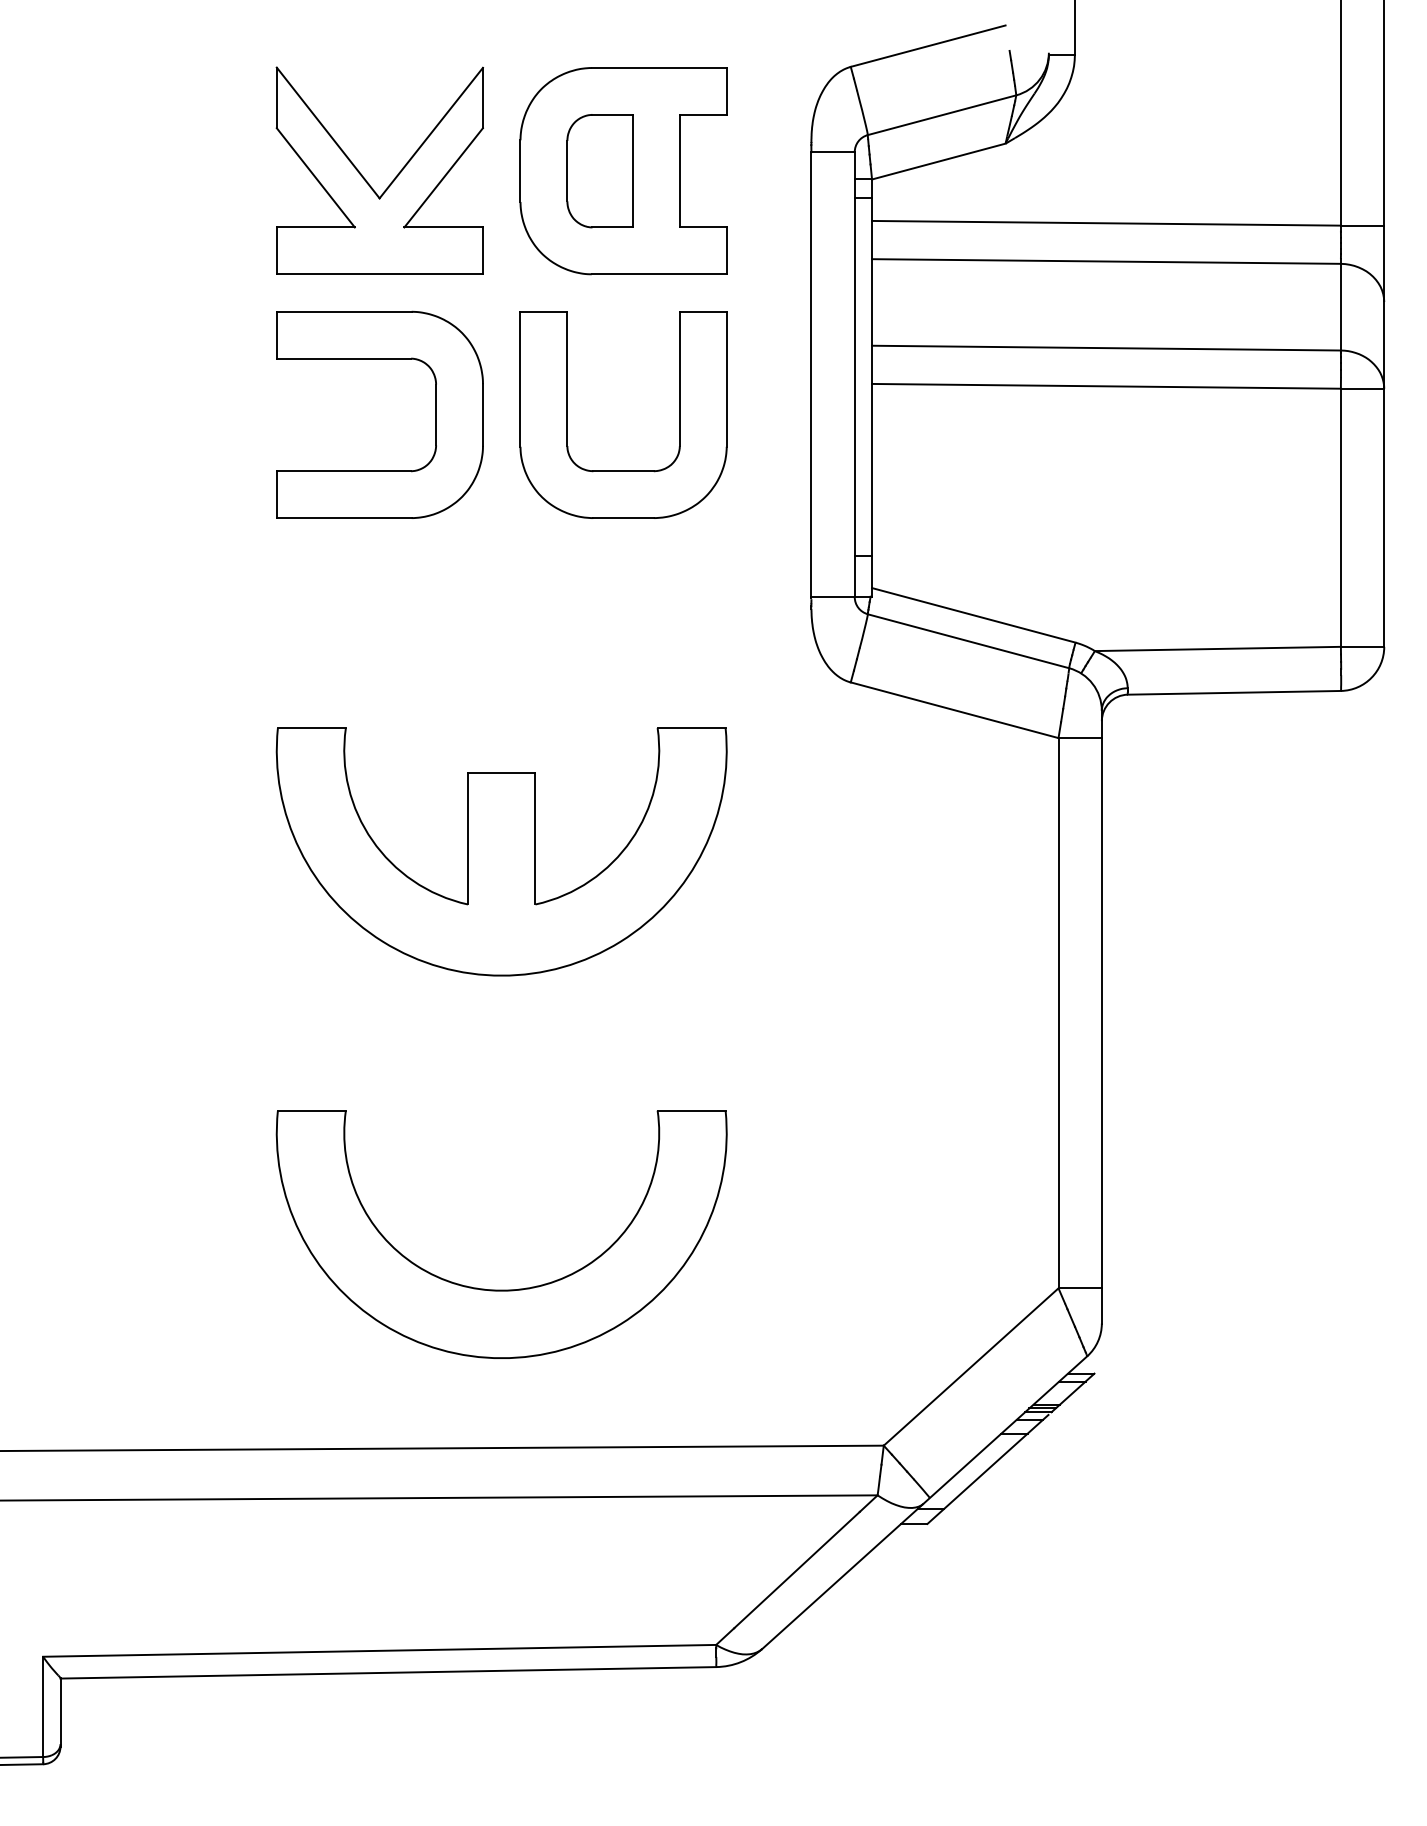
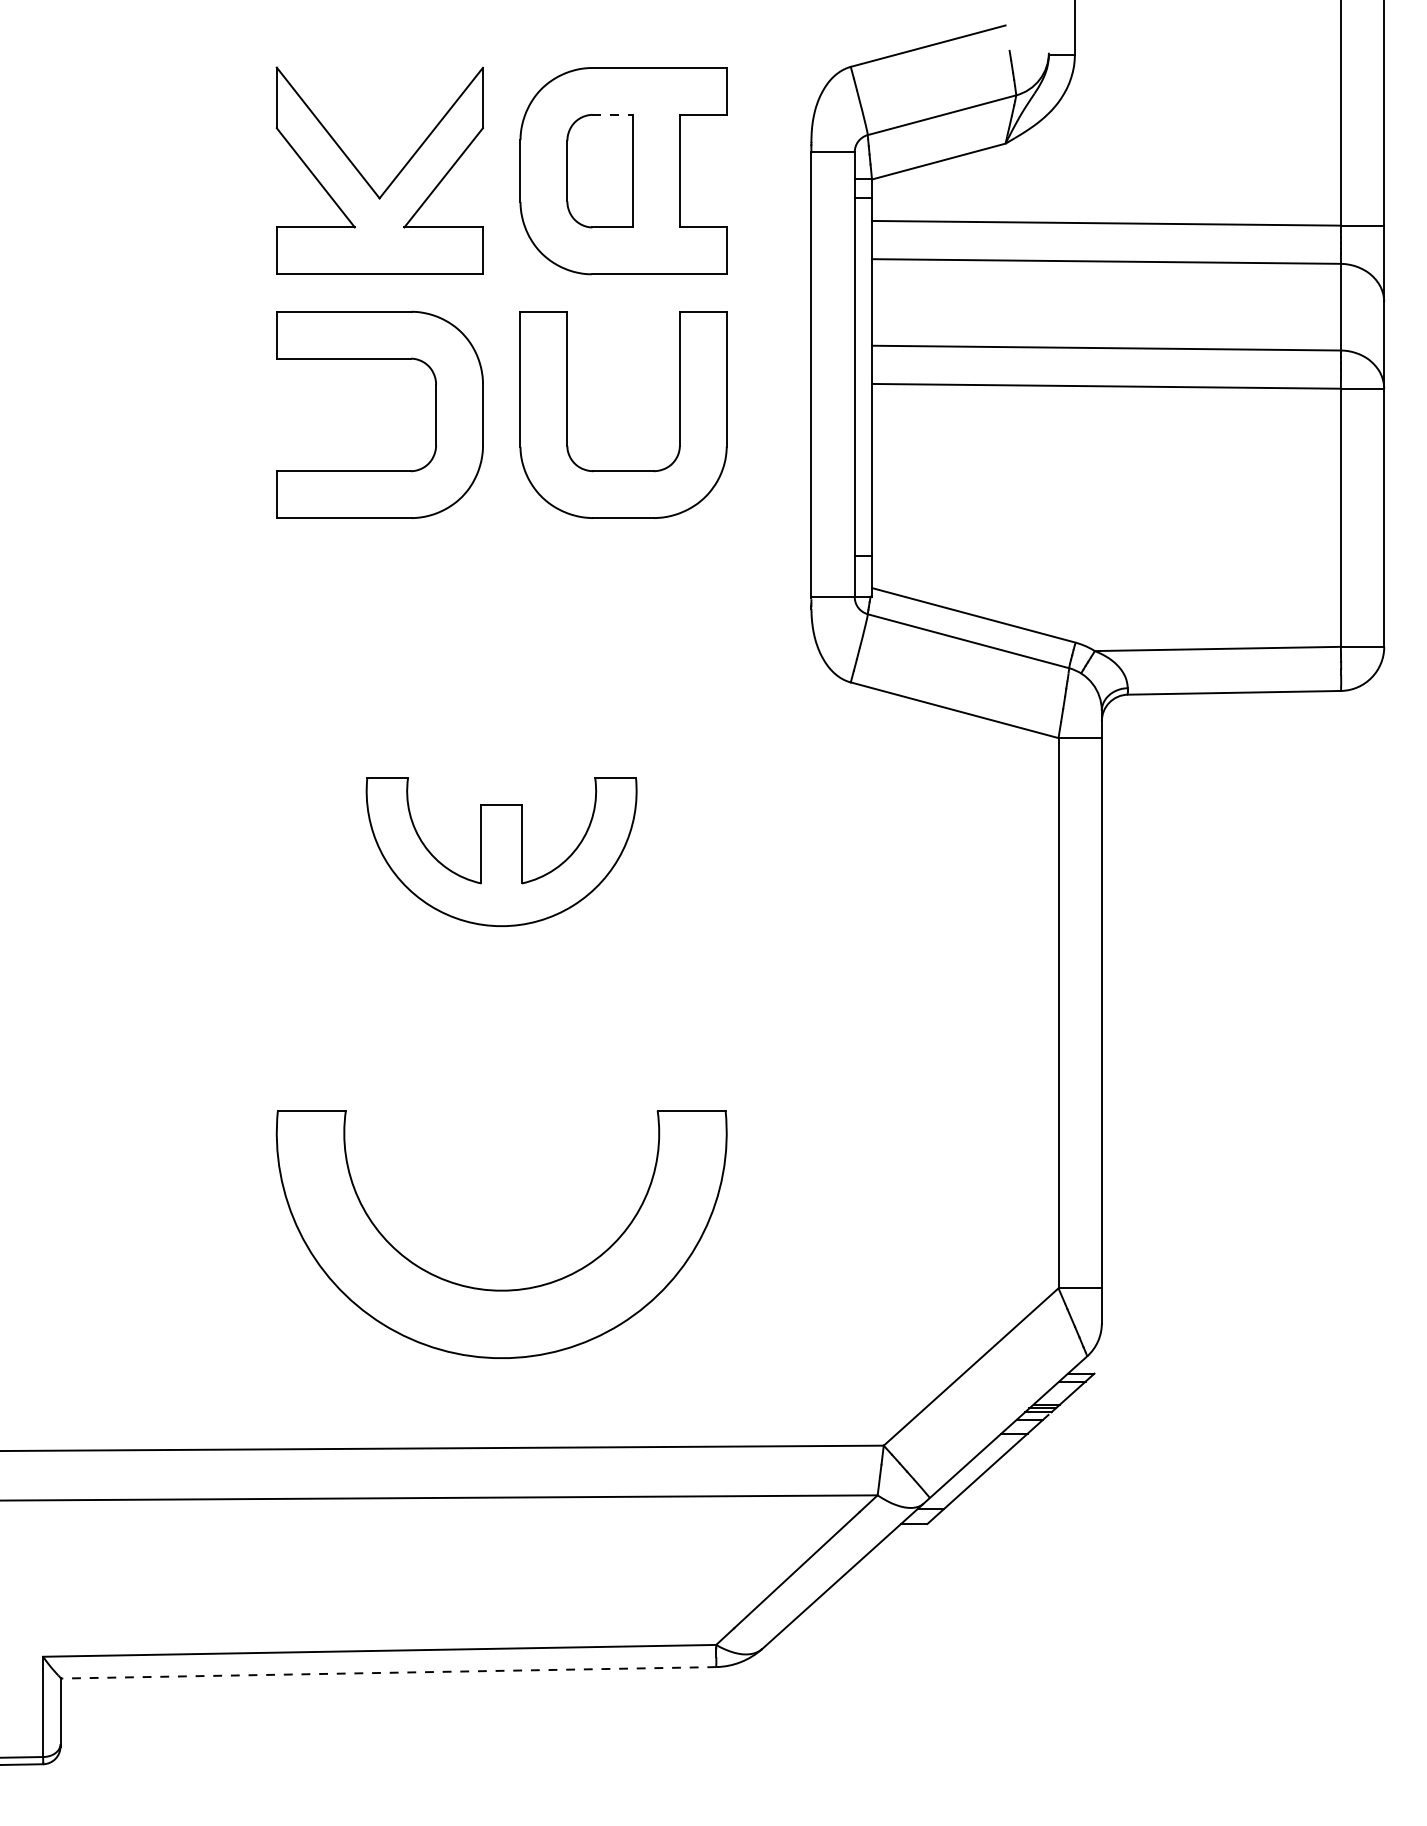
line: solid -> dashed (613, 114)
part size: 453x250 px -> 273x150 px (501, 851)
line: solid -> dashed (388, 1672)
